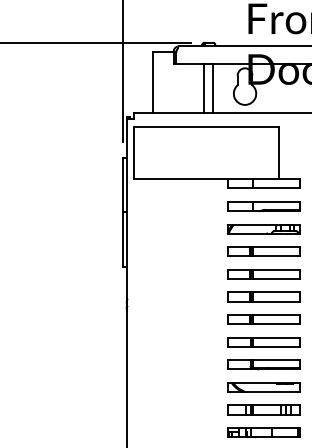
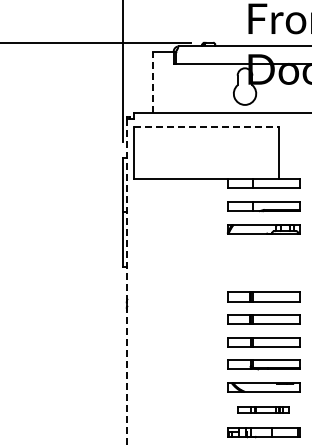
line: solid -> dashed (153, 82)
line: present -> none (204, 88)
line: present -> none (213, 88)
line: solid -> dashed (207, 127)
part: present -> none (263, 251)
part: present -> none (263, 274)
line: solid -> dashed (127, 283)
part size: 74x12 px -> 53x8 px (263, 409)
